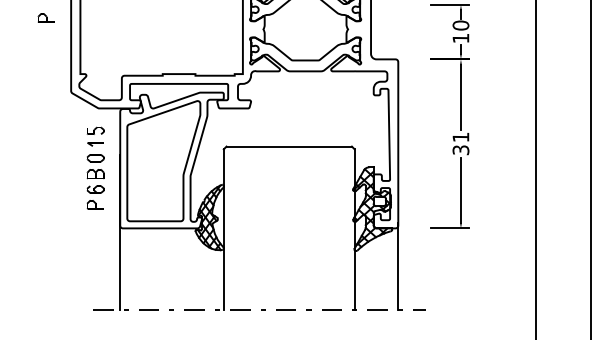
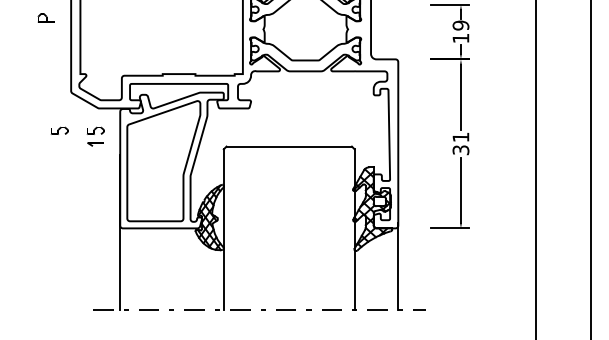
text: 10 -> 19 (461, 25)
part: none -> present (59, 130)
part: present -> none (95, 181)
